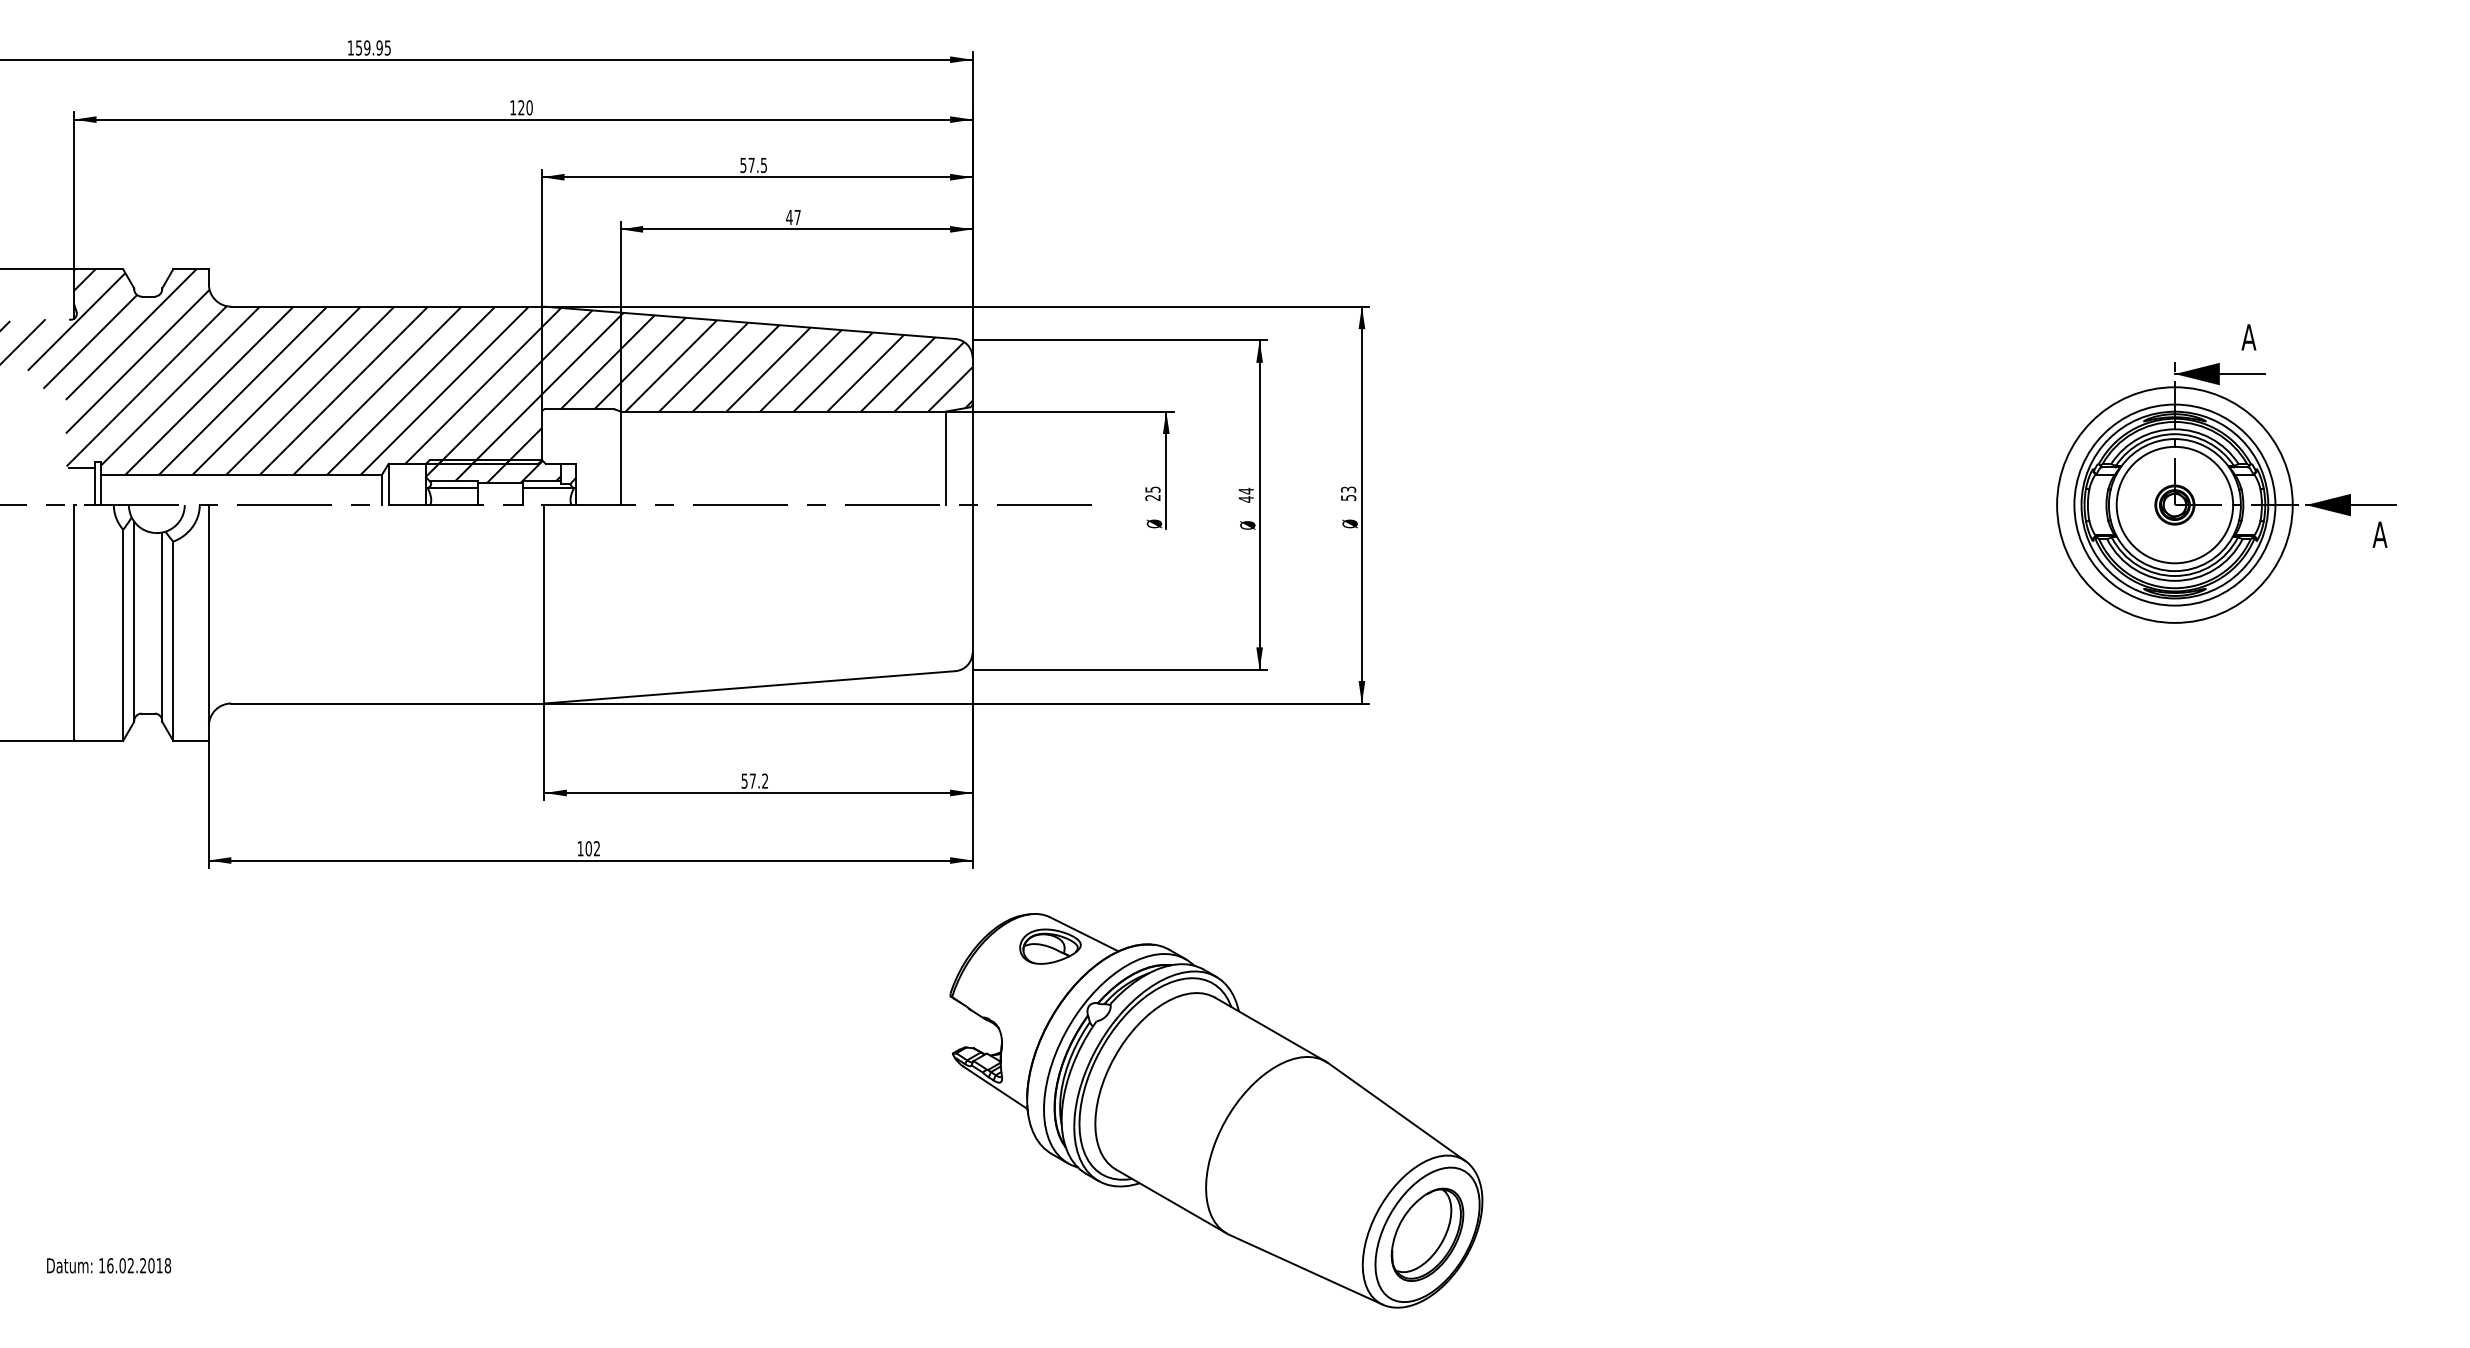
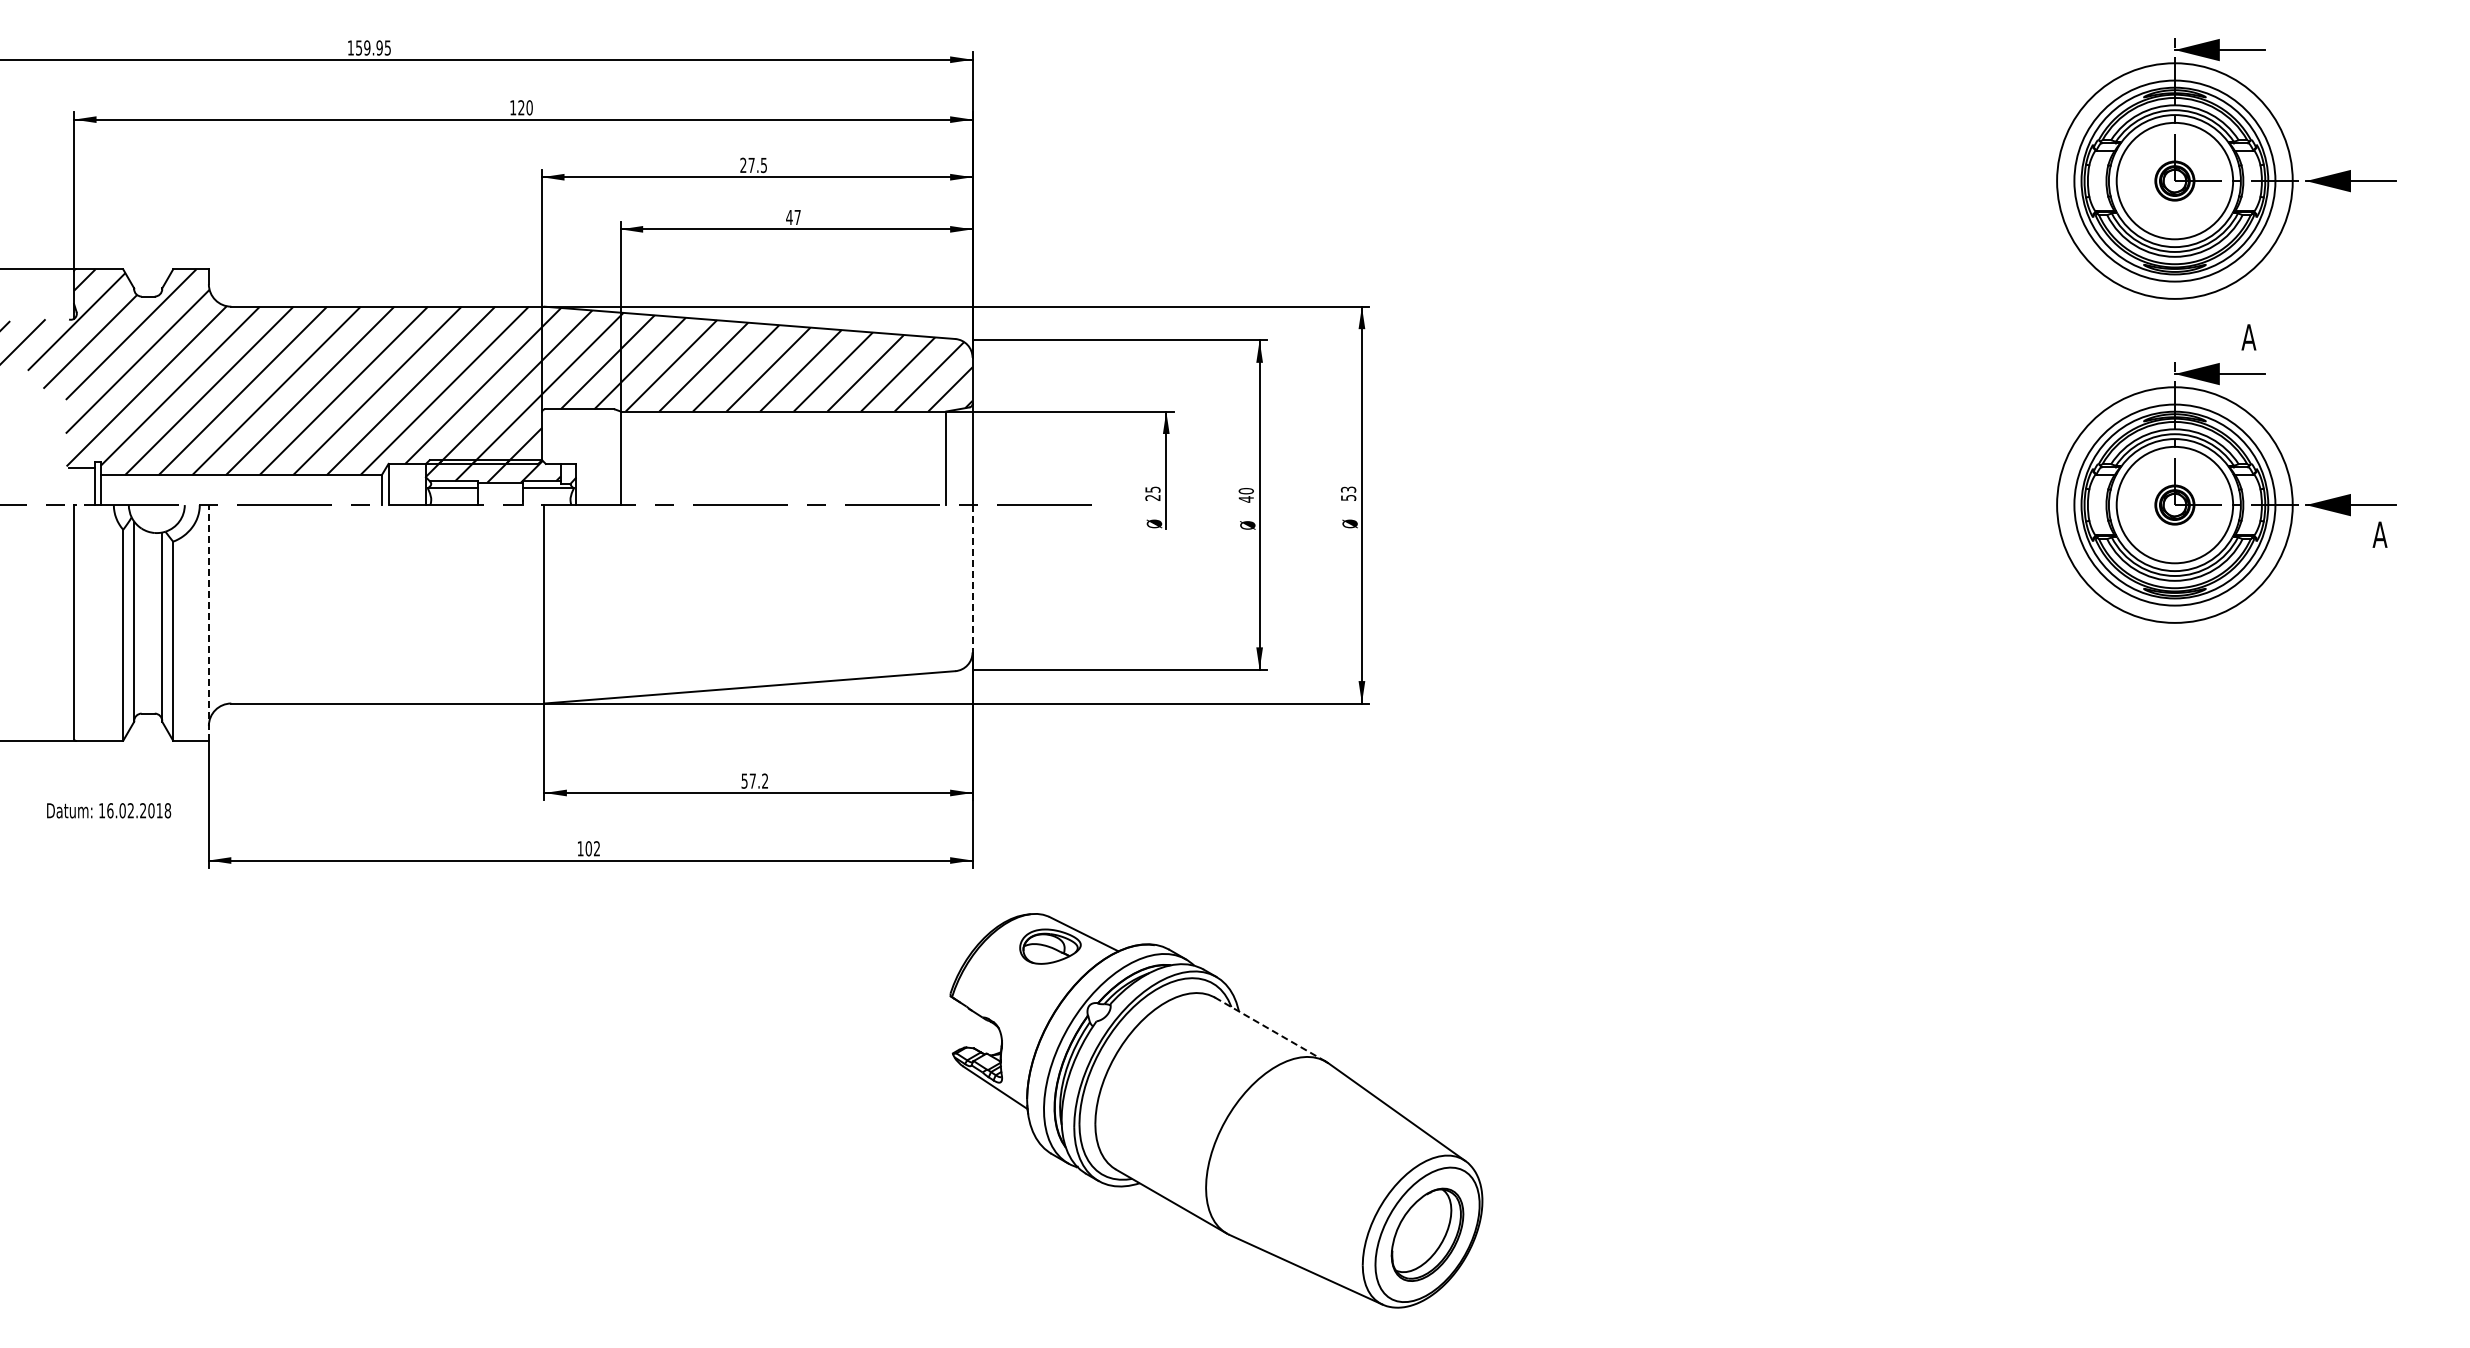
text: 57.5 -> 27.5 (743, 165)
part: none -> present (2226, 168)
text: 44 -> 40 (1245, 490)
line: solid -> dashed (972, 578)
line: solid -> dashed (208, 622)
line: solid -> dashed (1270, 1029)
text position: (109, 1265) -> (109, 810) (109, 810)
